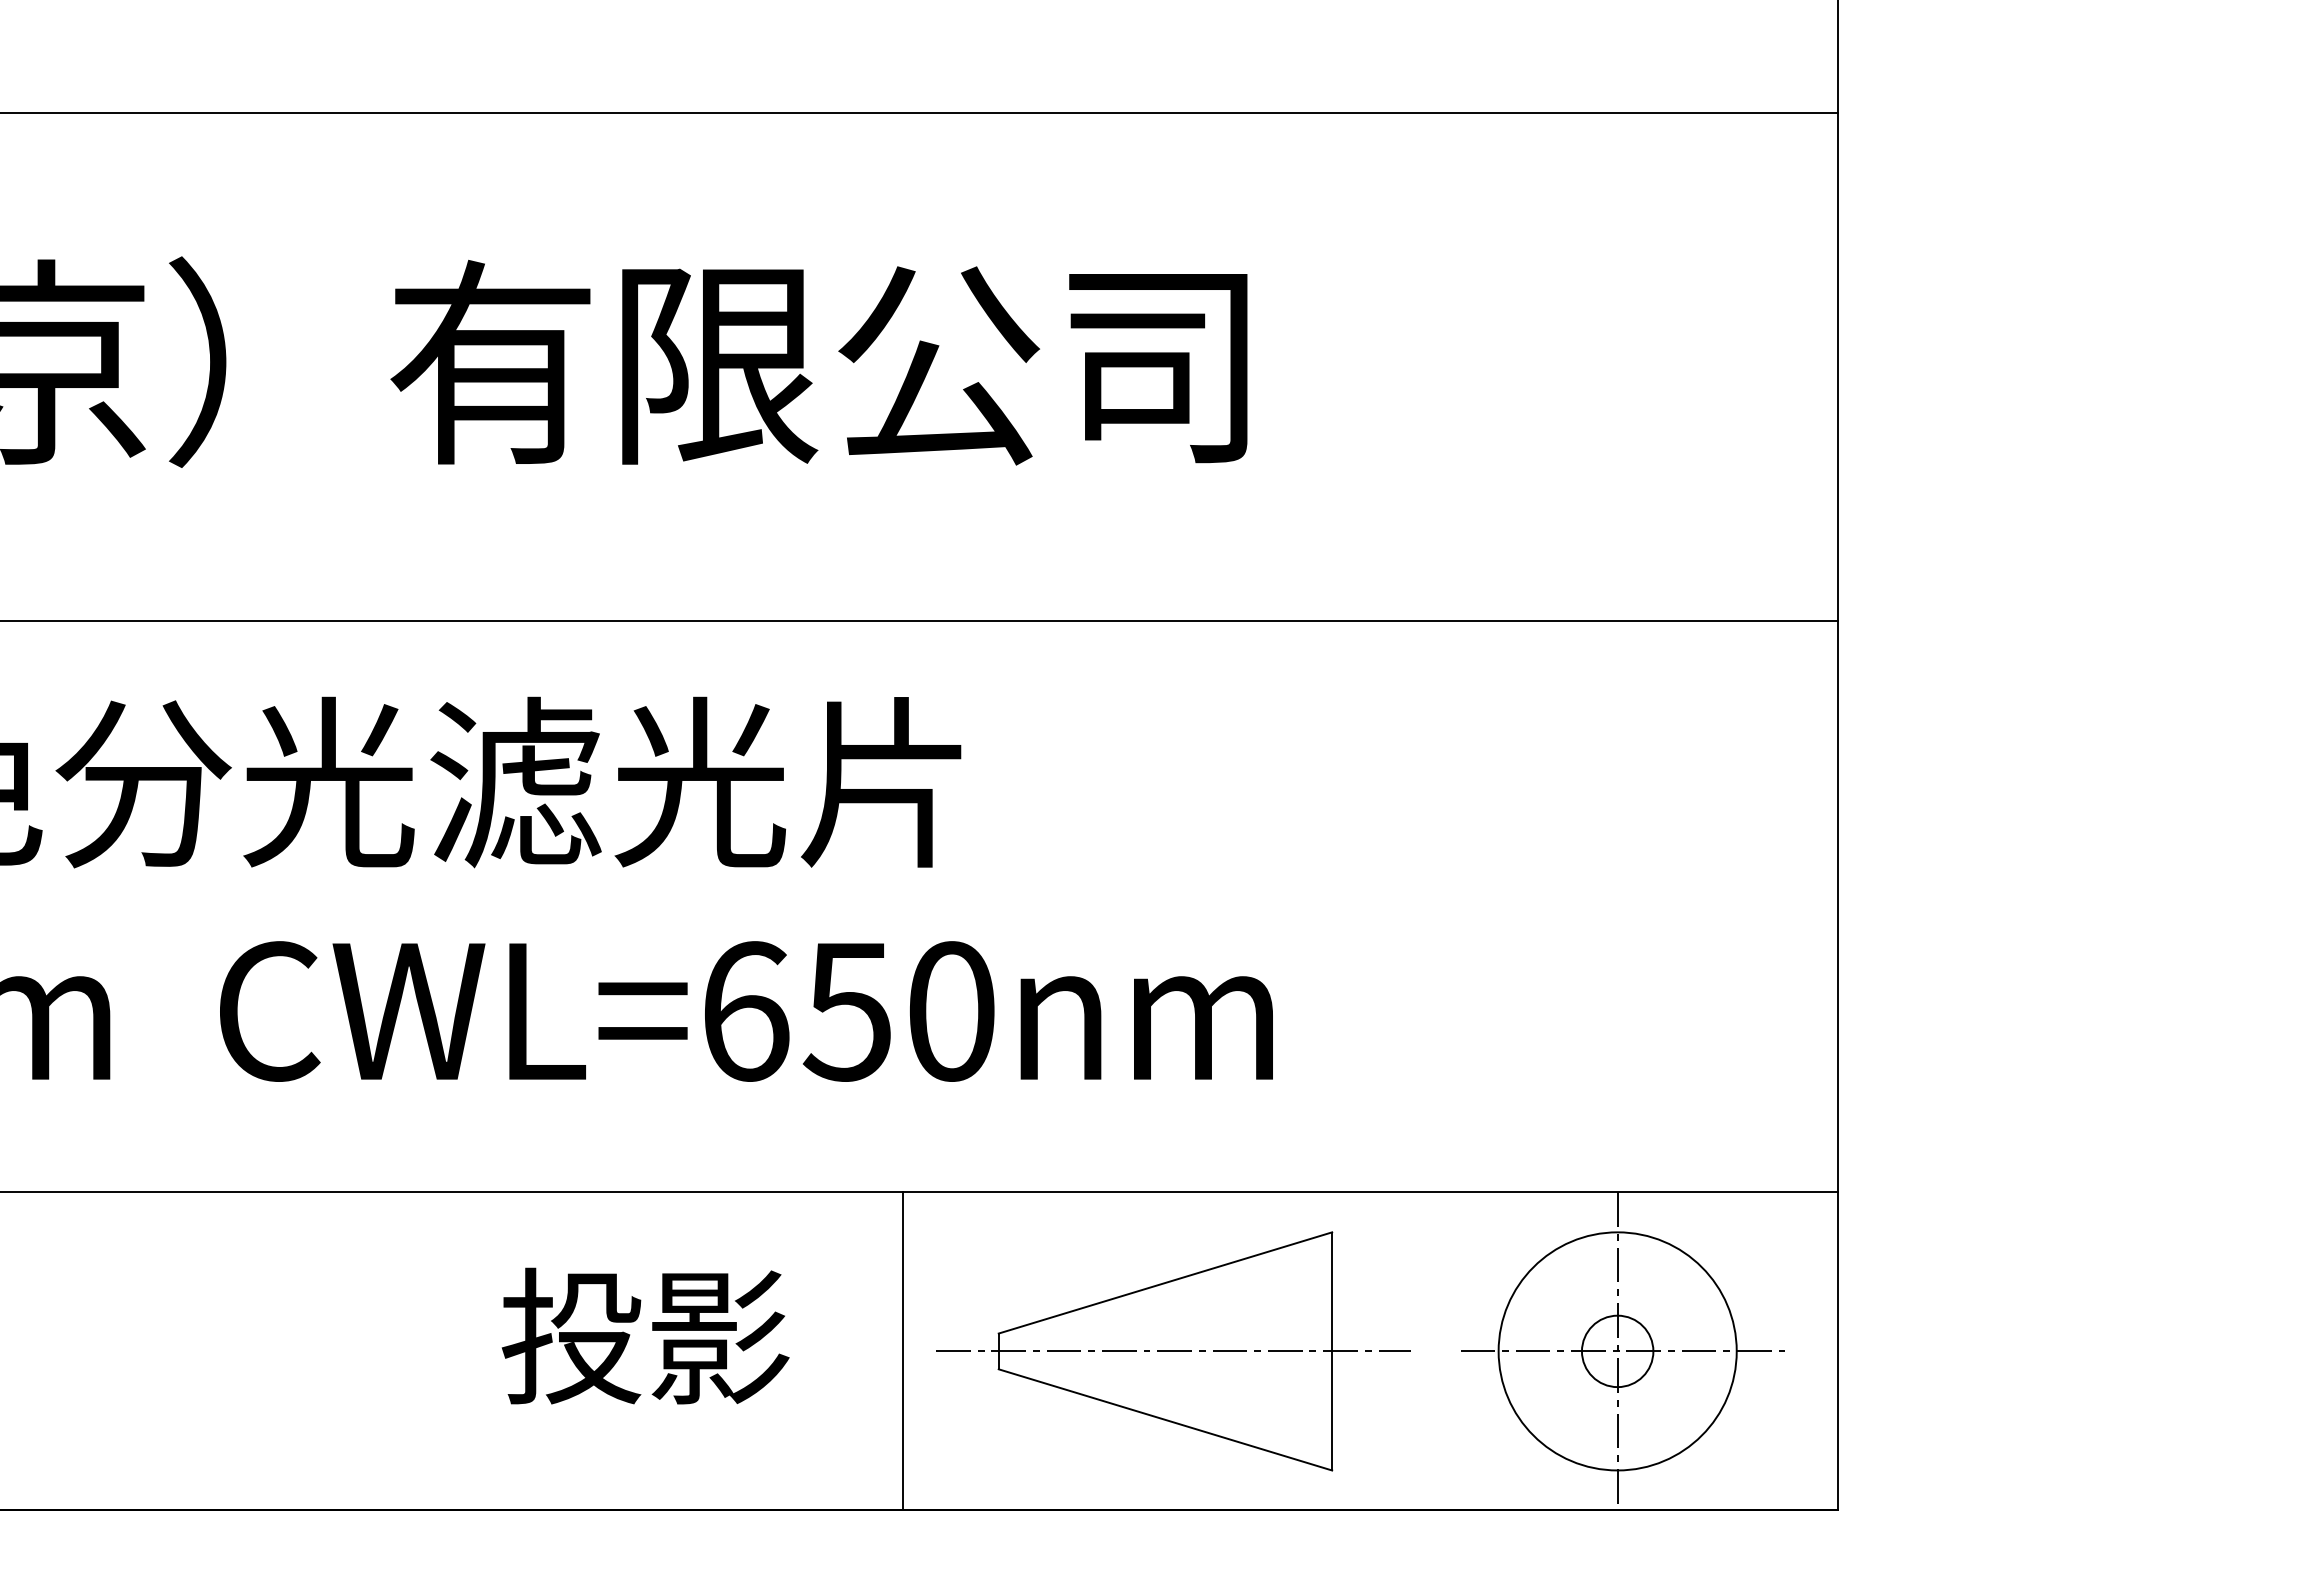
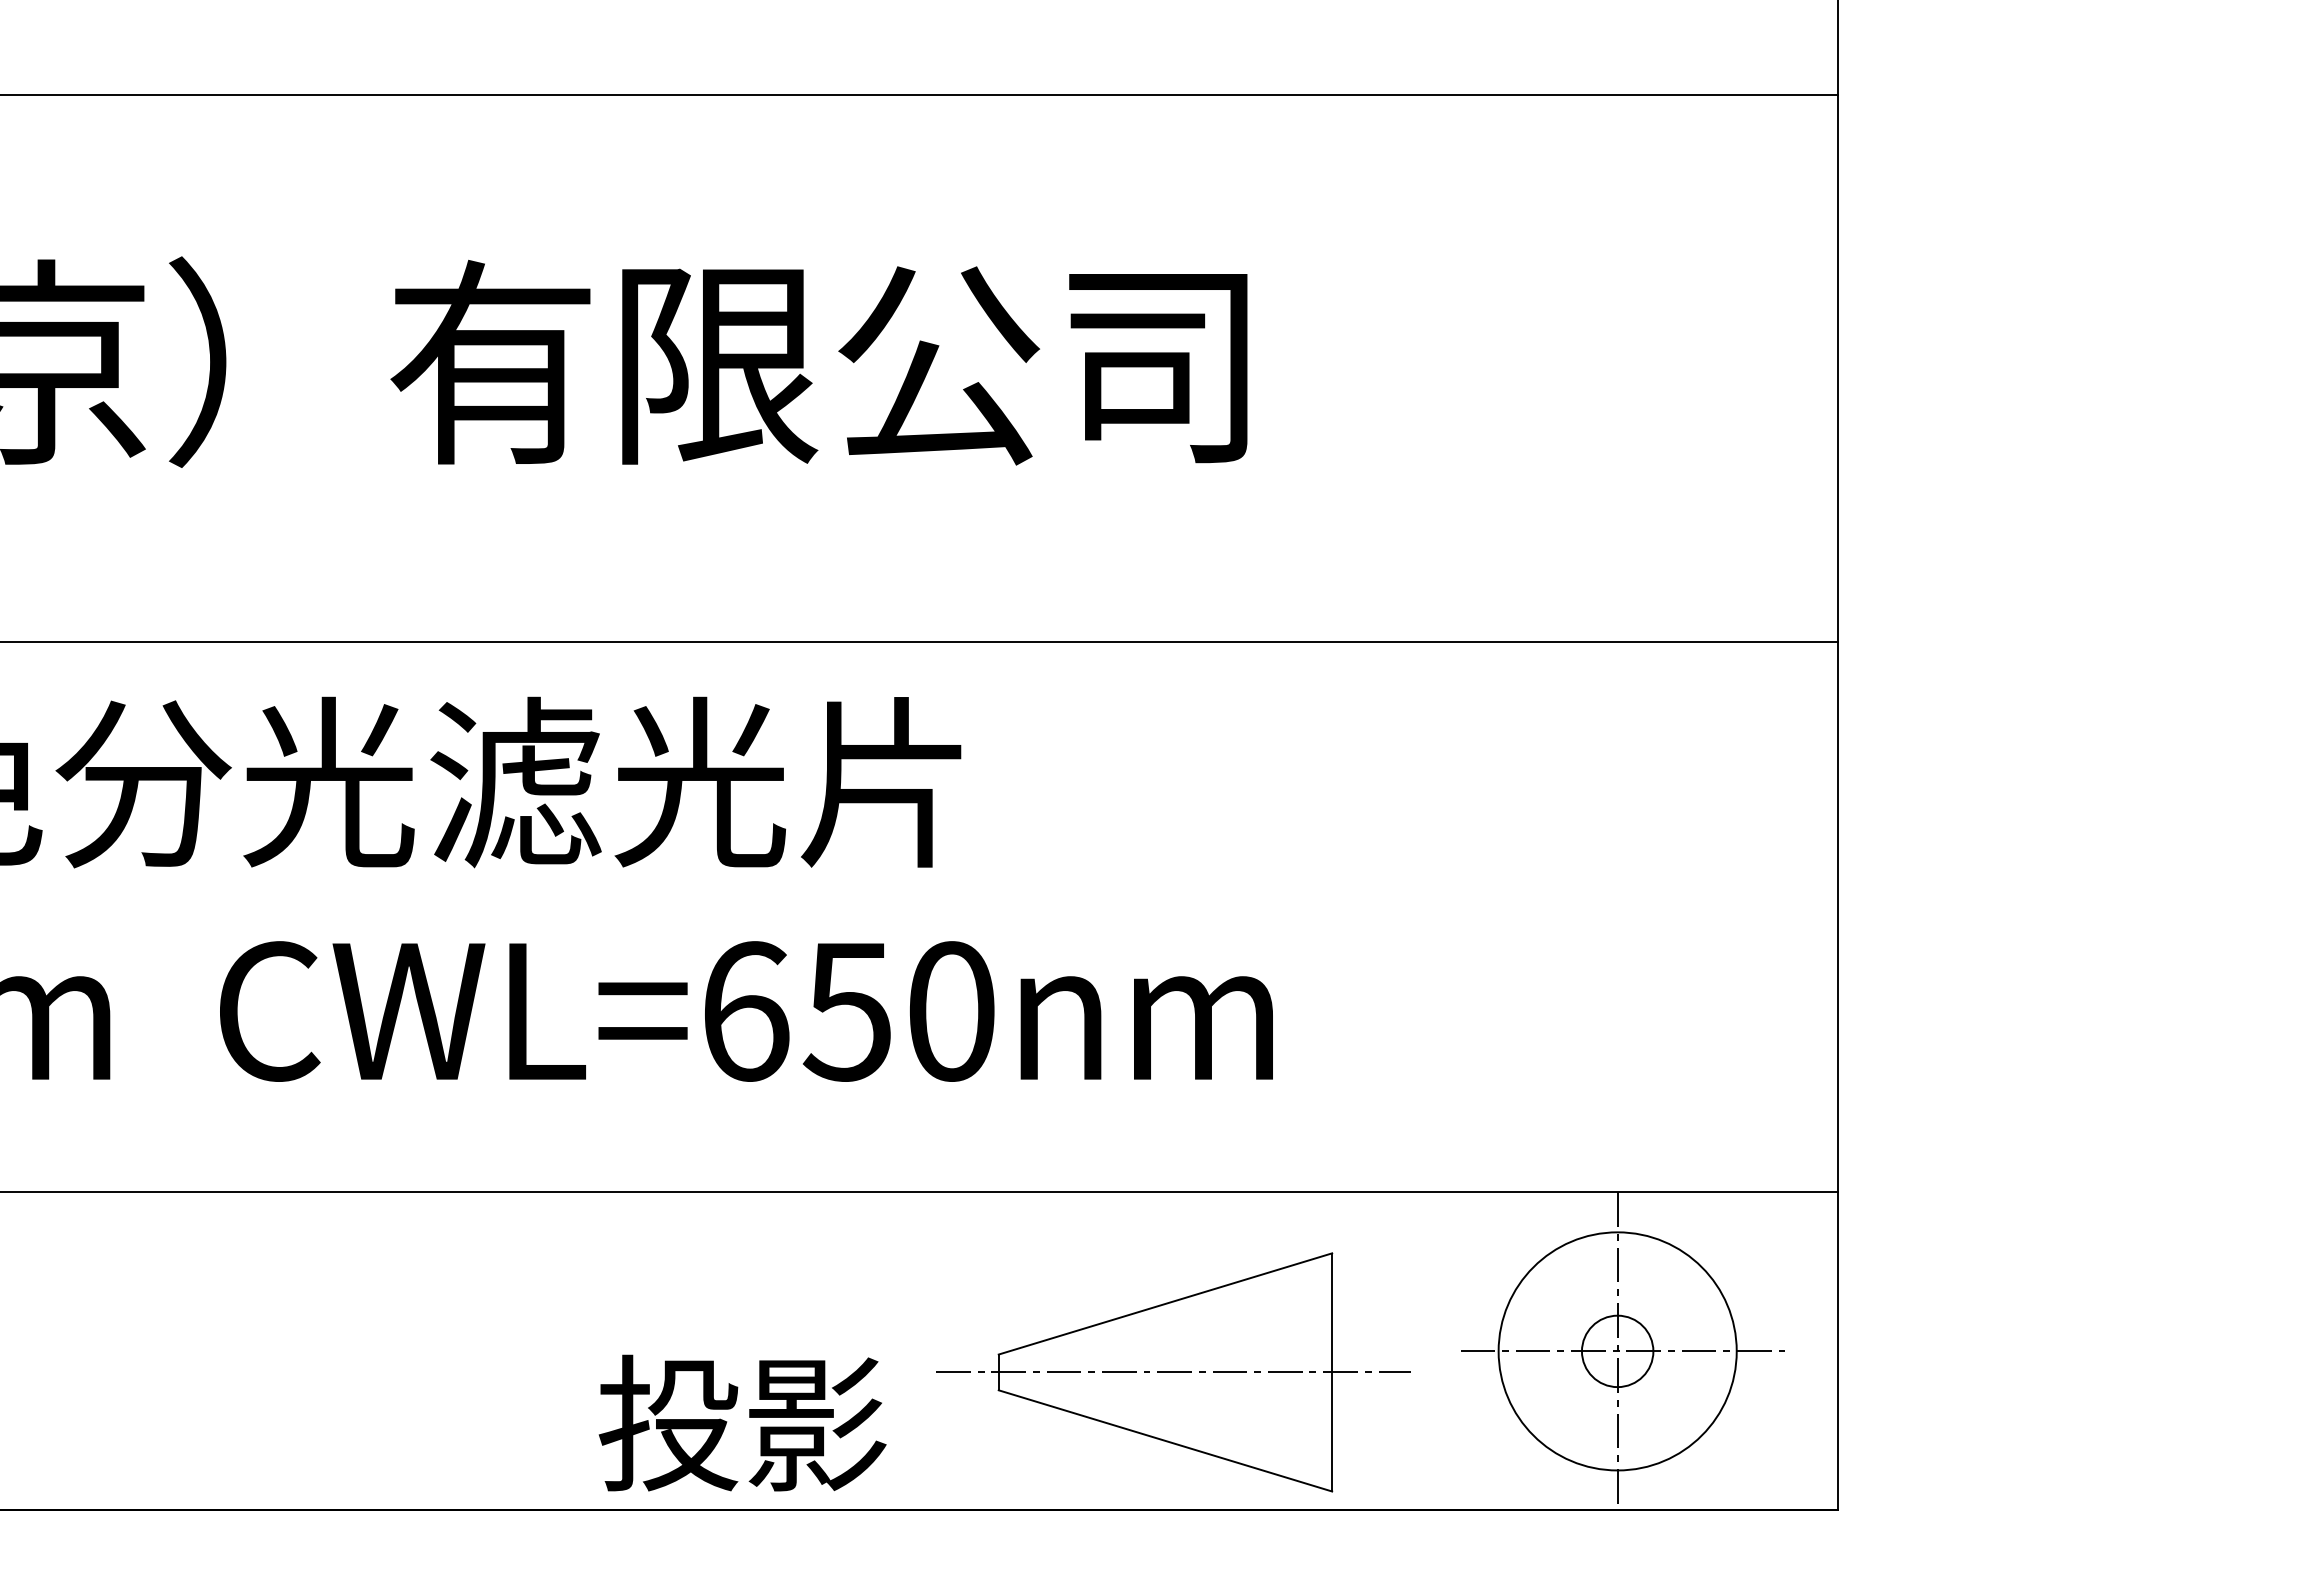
line position: (920, 113) -> (920, 95) (920, 95)
line position: (920, 621) -> (920, 642) (920, 642)
text position: (645, 1335) -> (742, 1422) (742, 1422)
line: present -> none (902, 1351)
part position: (1173, 1351) -> (1173, 1372) (1173, 1372)
